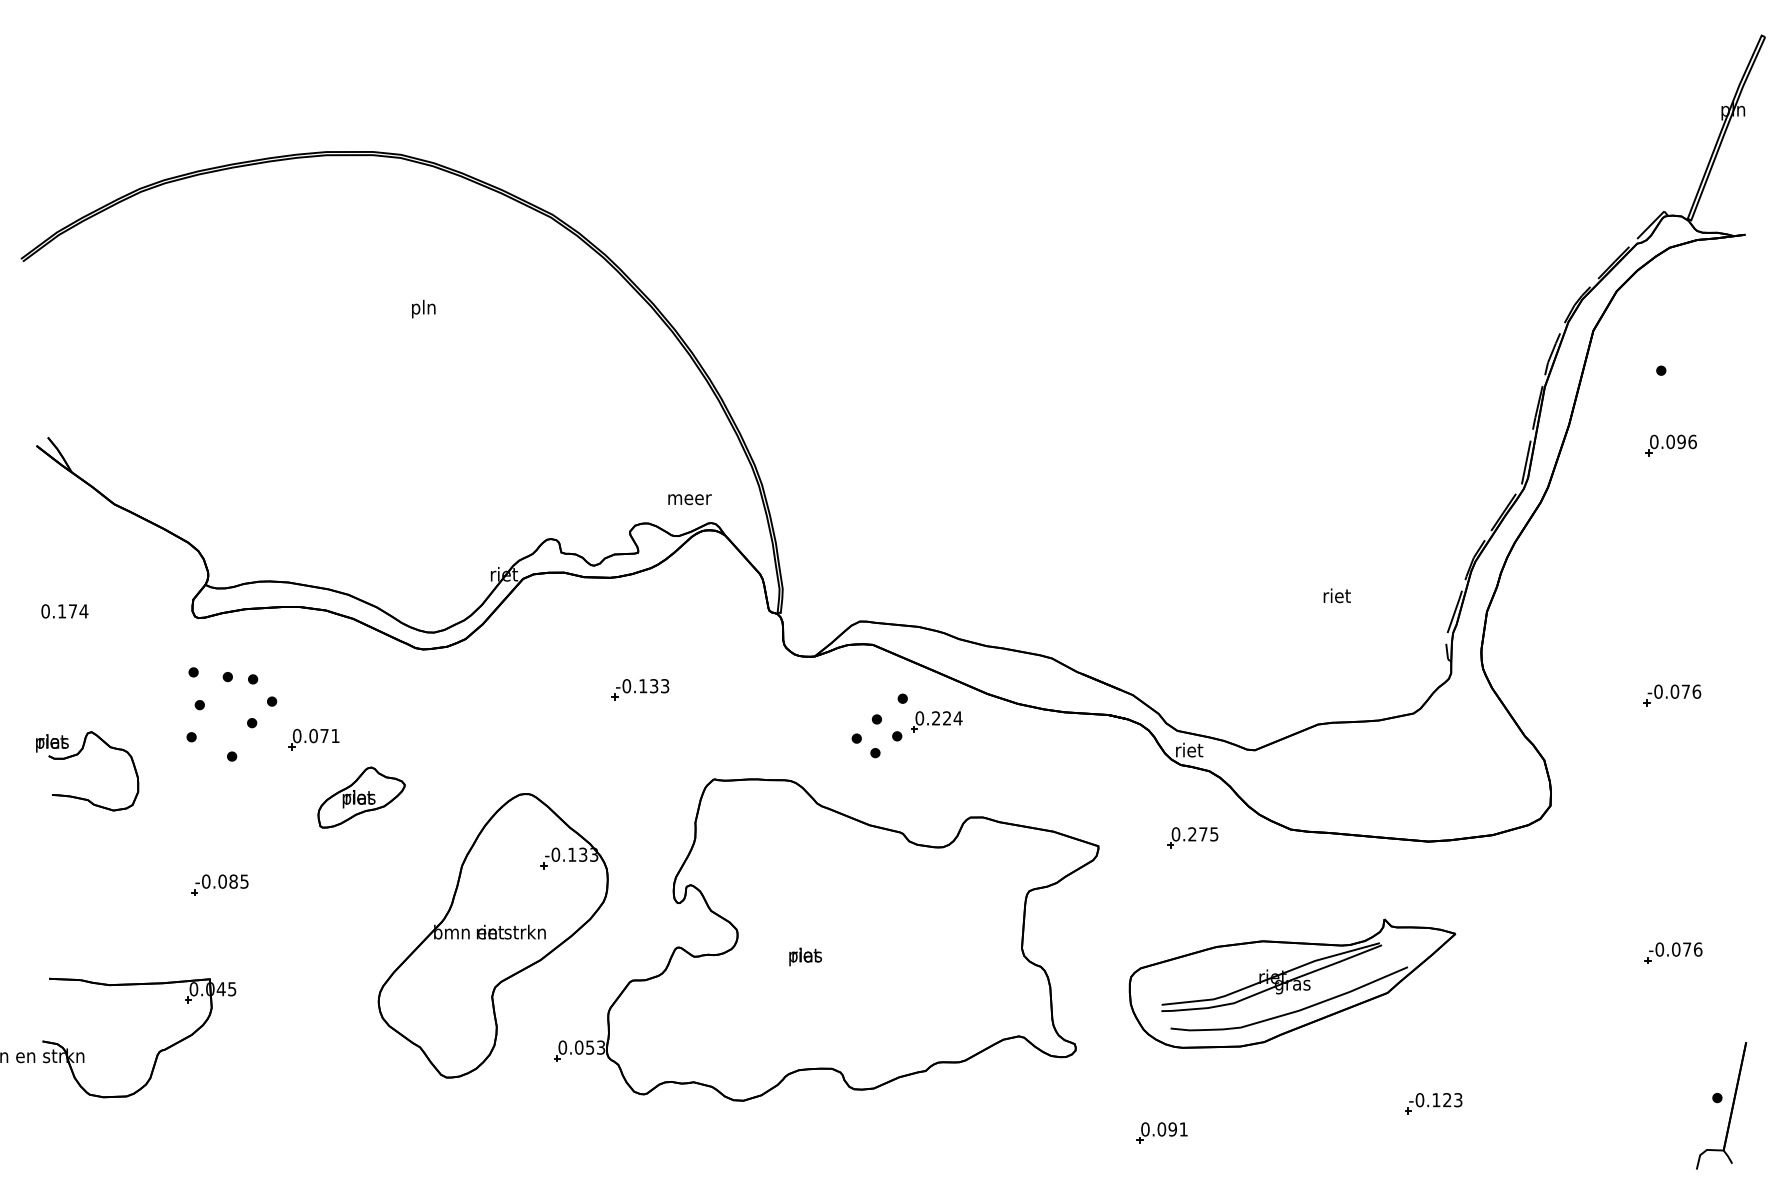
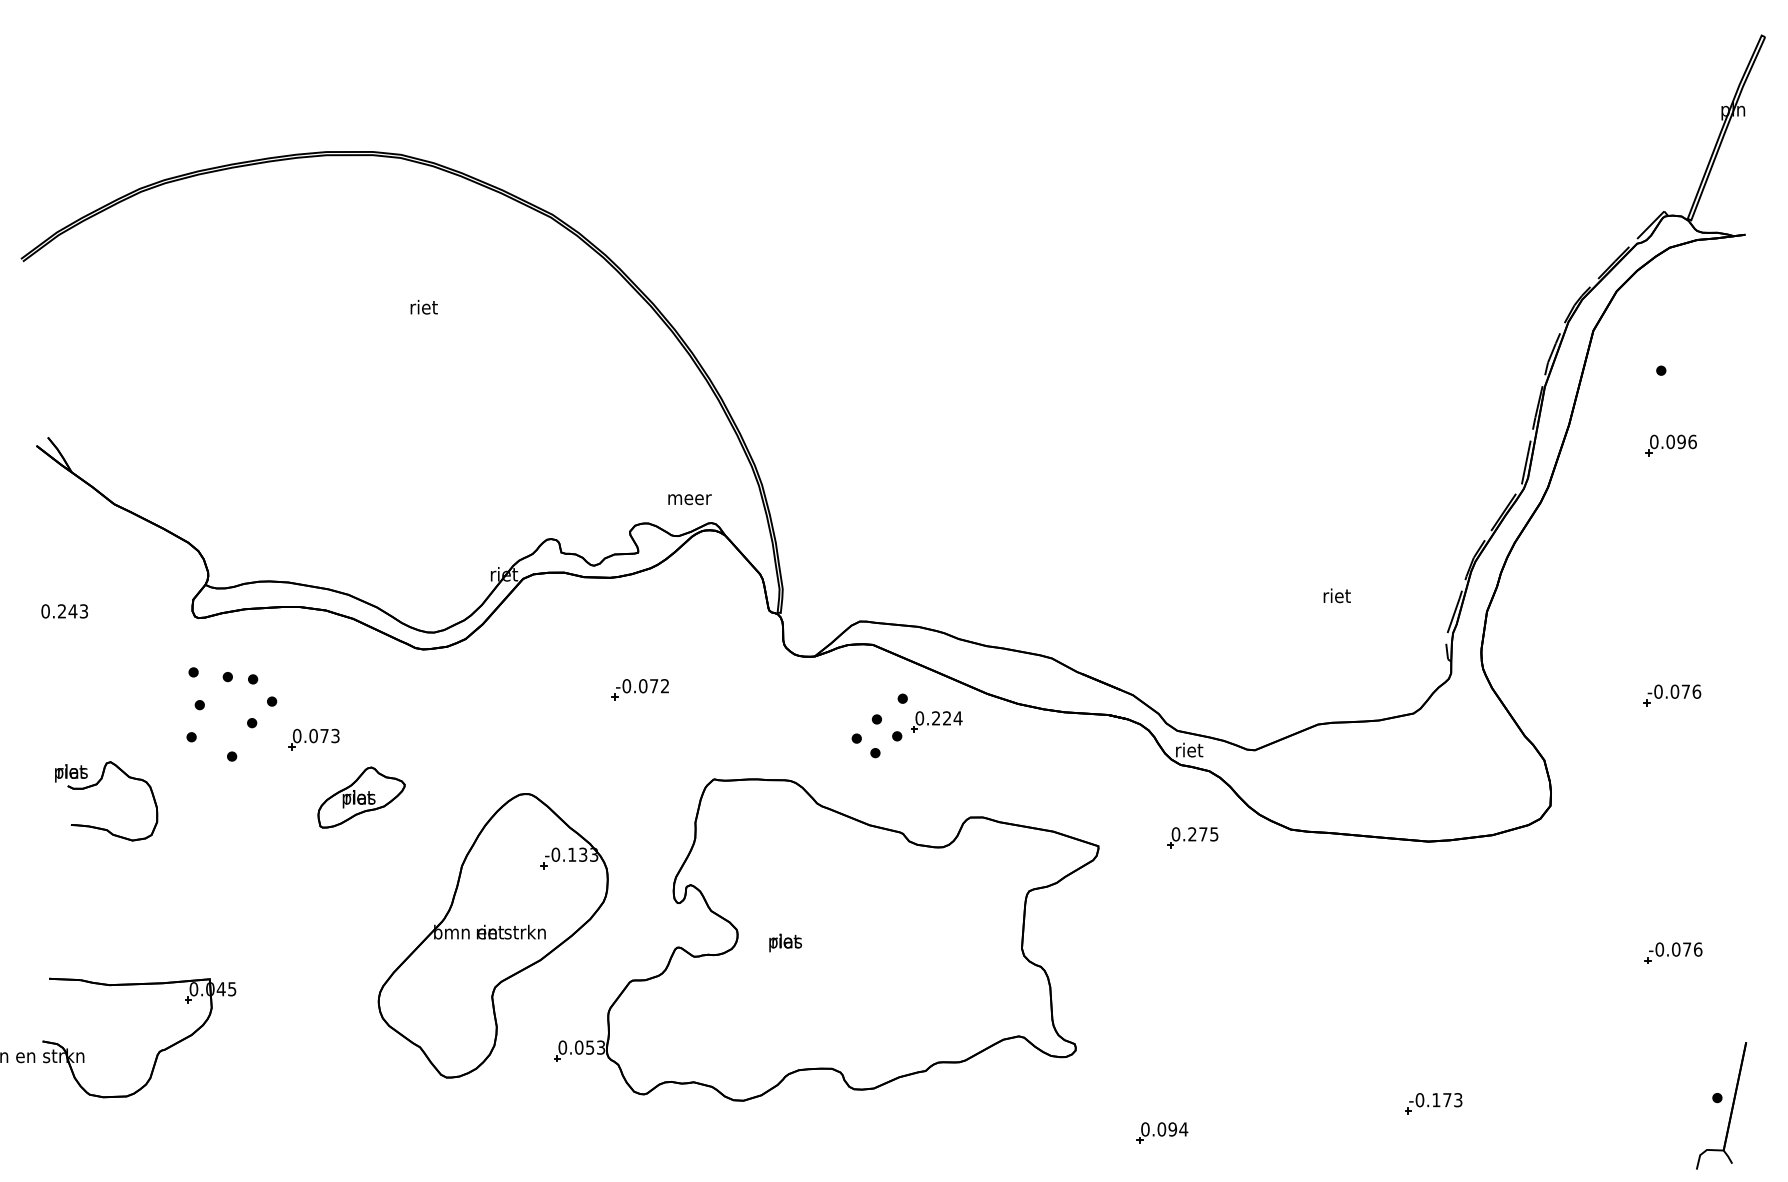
text: pln -> riet (423, 308)
text: 0.174 -> 0.243 (72, 611)
text: -0.133 -> -0.072 (654, 686)
text: 0.071 -> 0.073 (335, 735)
part position: (77, 755) -> (96, 785) (96, 785)
part: present -> none (219, 884)
text position: (805, 956) -> (785, 942) (785, 942)
part: present -> none (1292, 983)
text: -0.123 -> -0.173 (1447, 1100)
text: 0.091 -> 0.094 (1183, 1129)
